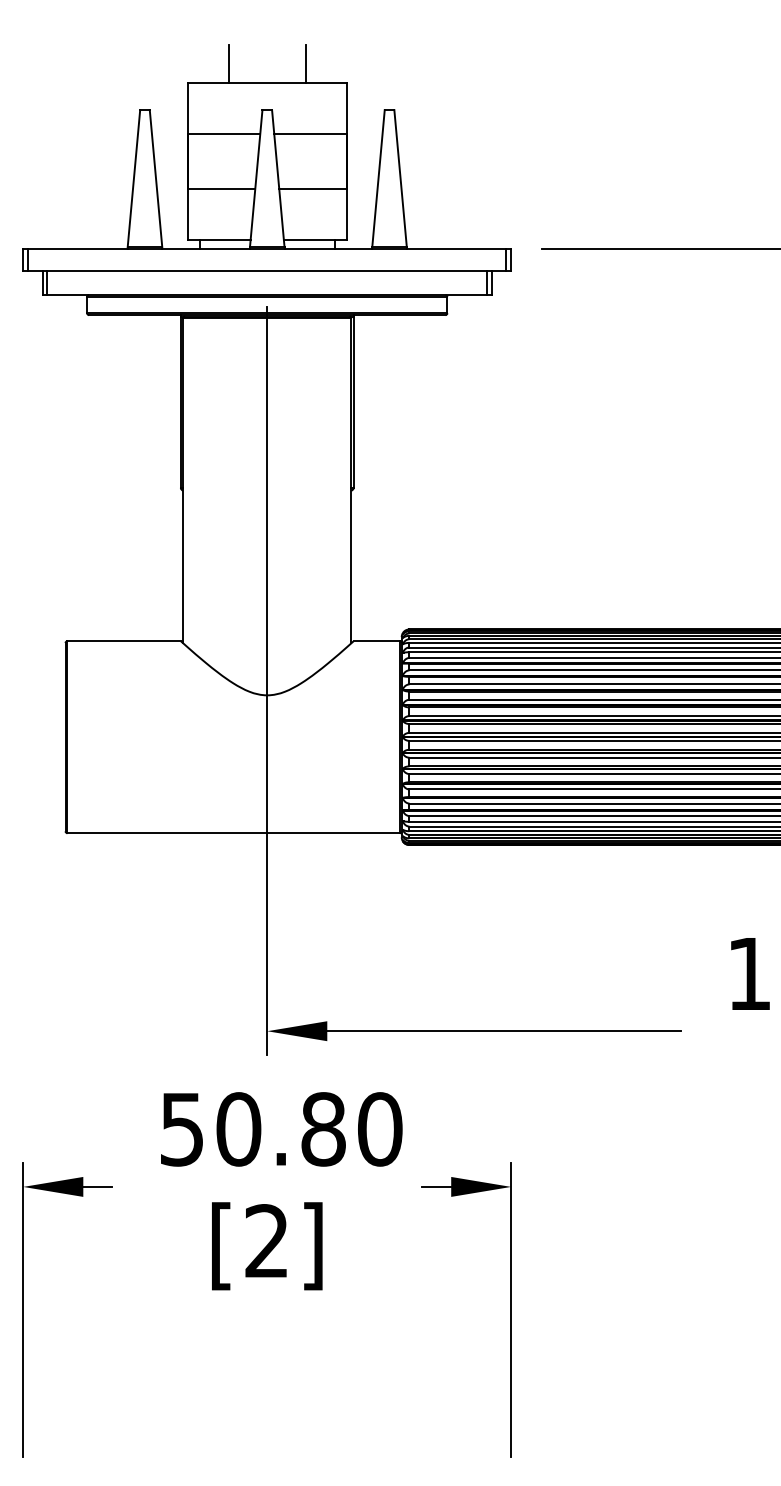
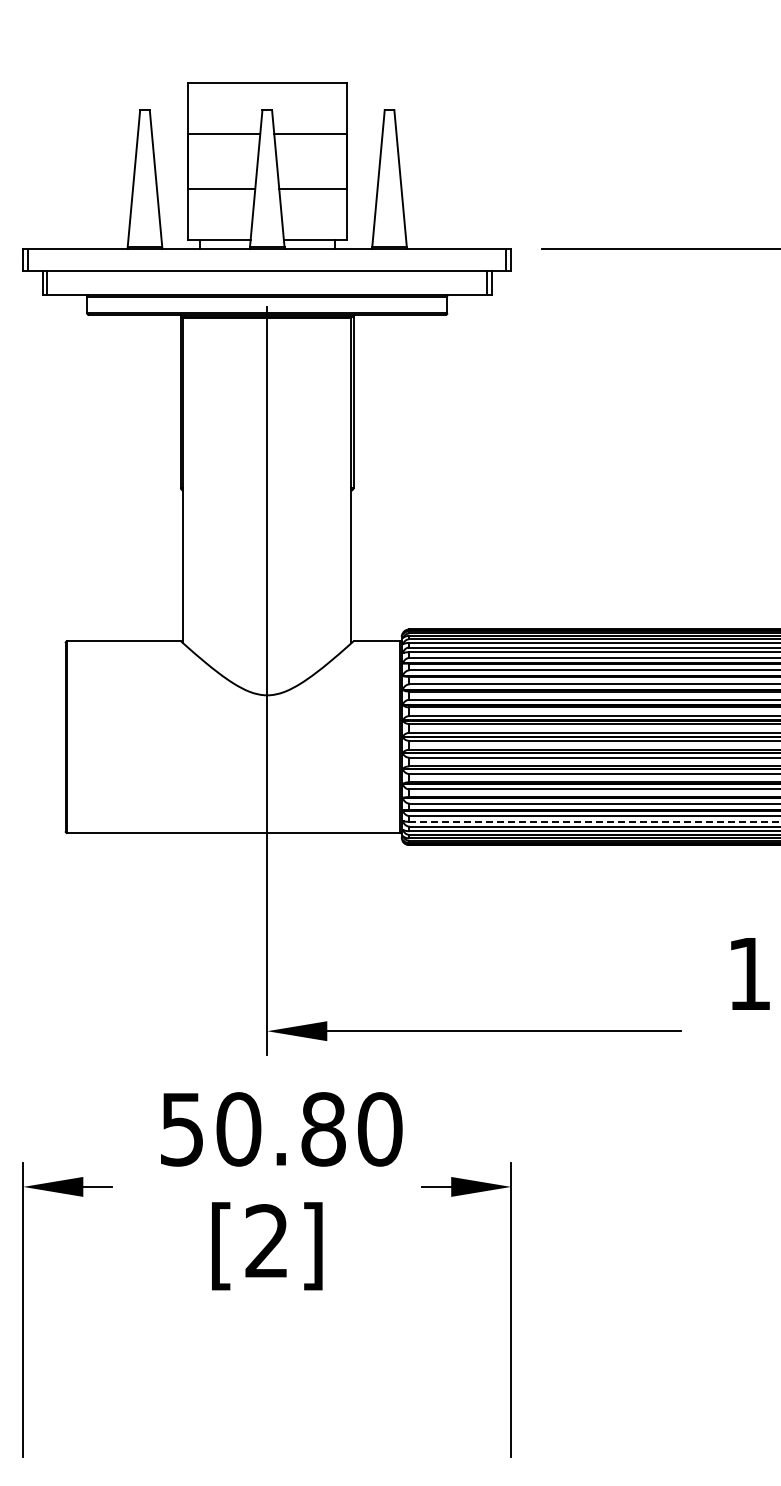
line: present -> none (228, 63)
line: present -> none (305, 63)
line: solid -> dashed (595, 821)
